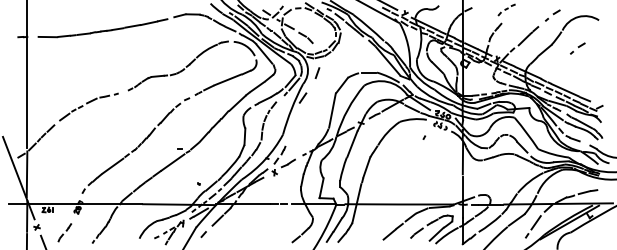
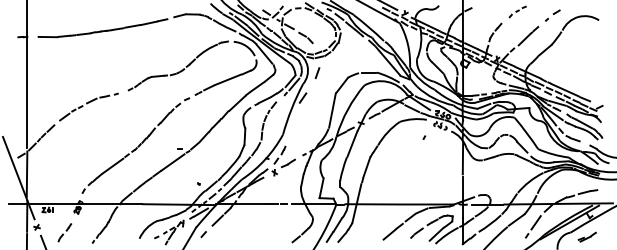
part position: (506, 9) -> (517, 11) (517, 11)
part: present -> none (577, 48)
part: none -> present (586, 236)
